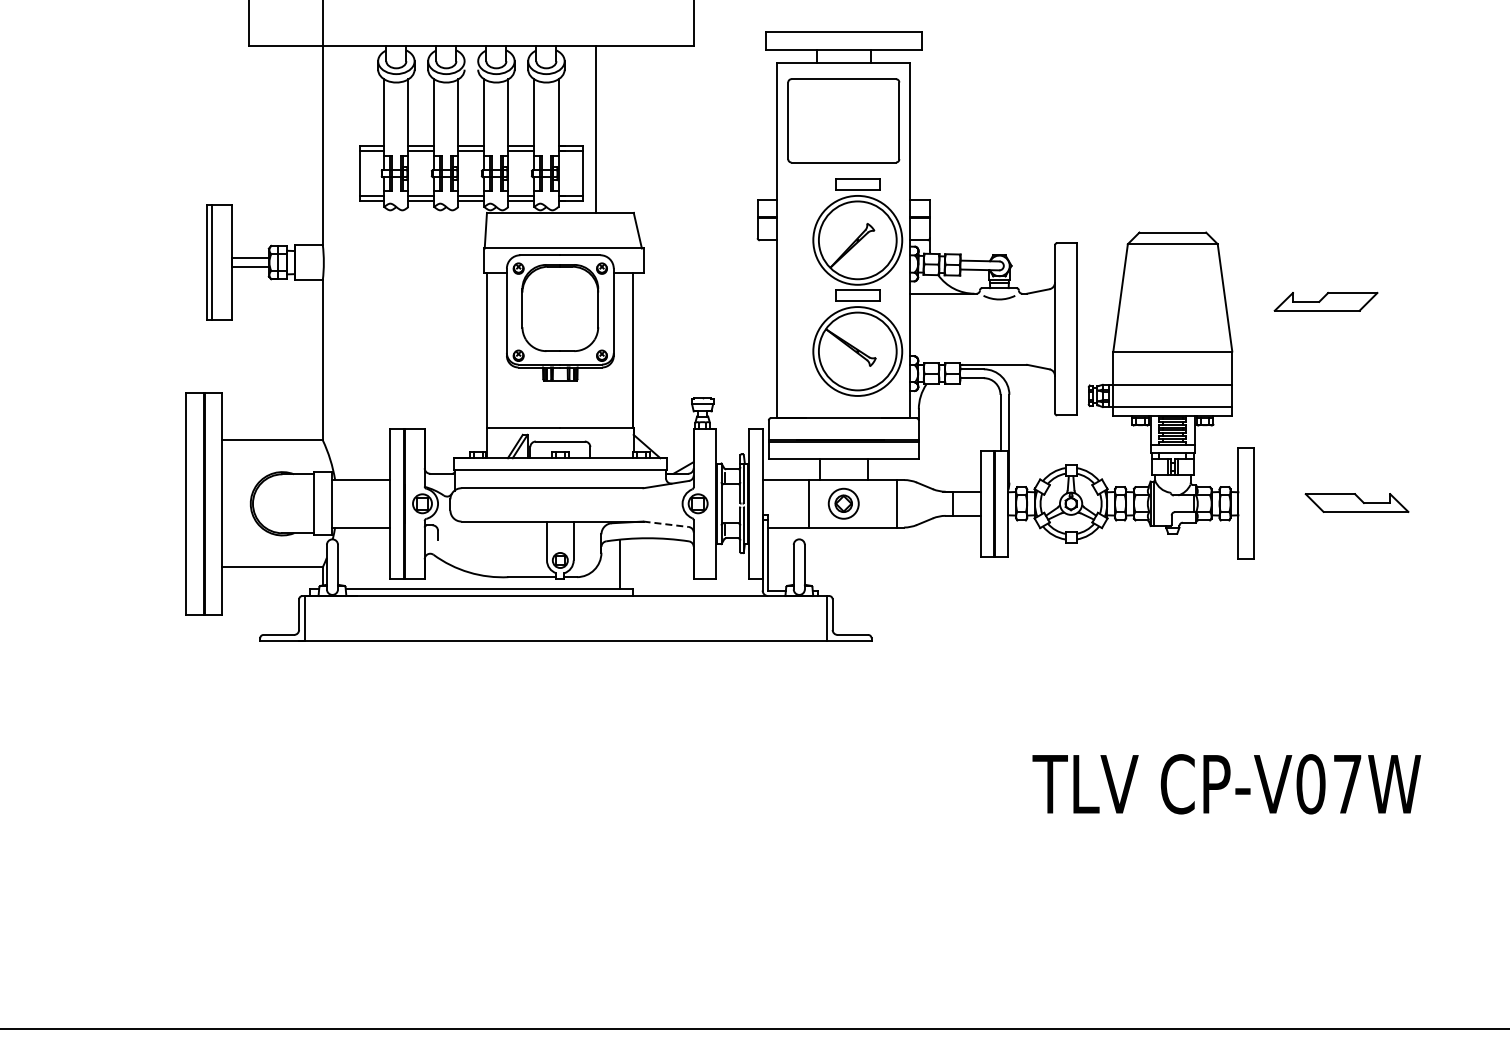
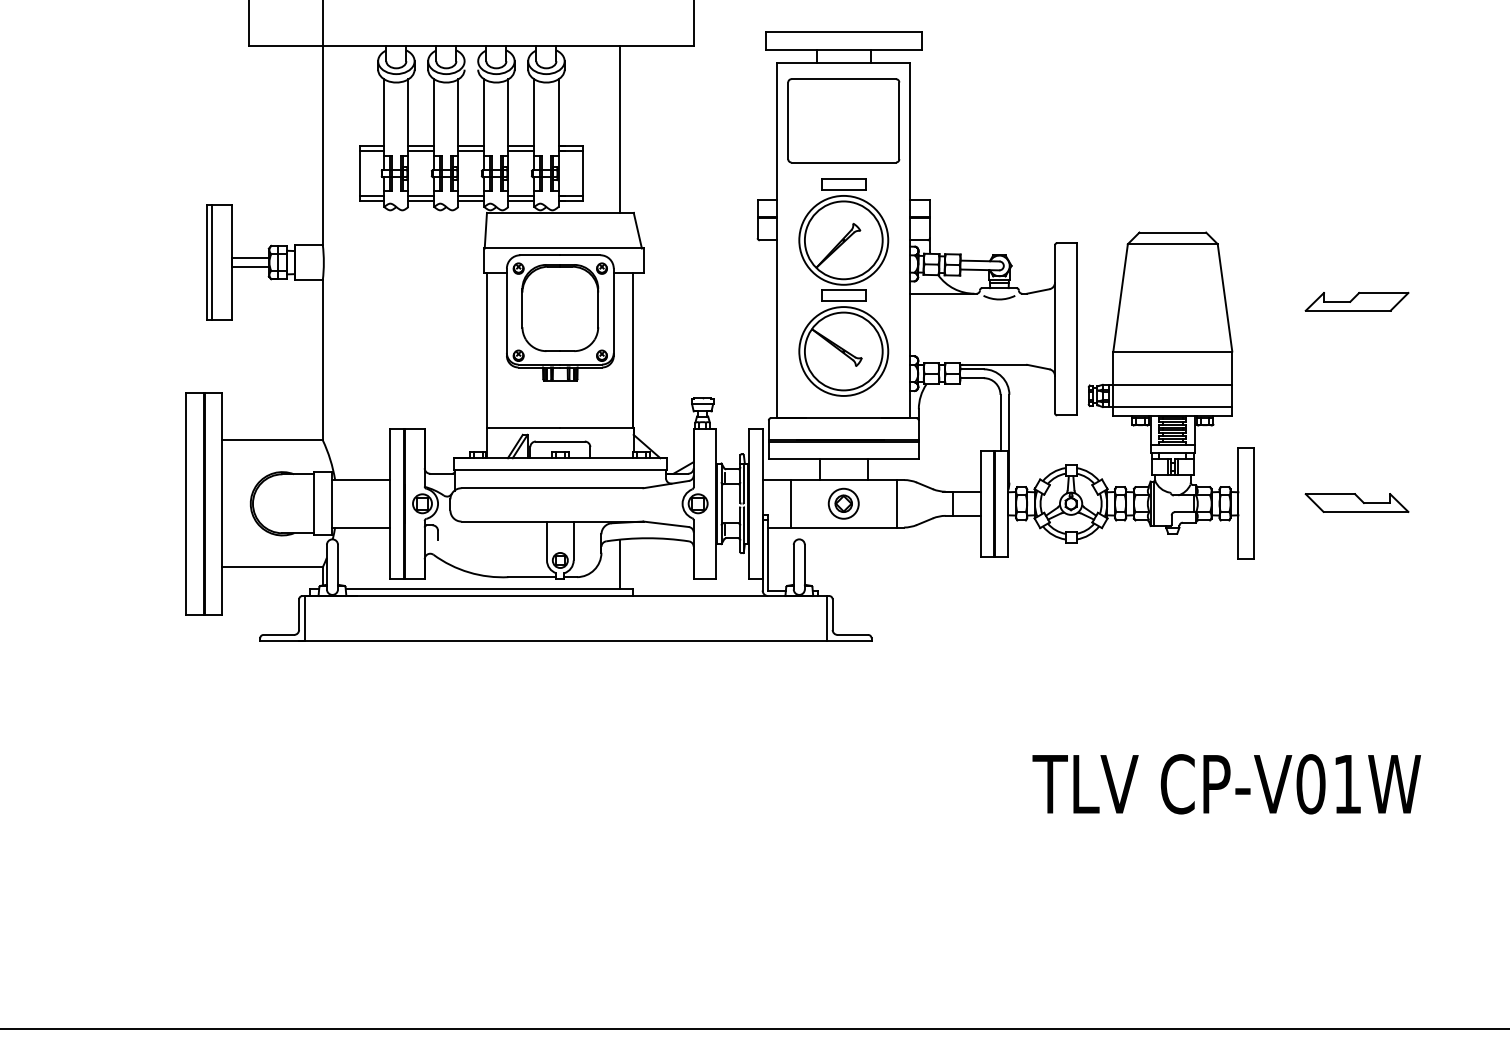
line position: (596, 128) -> (620, 128) (620, 128)
part position: (857, 287) -> (843, 287) (843, 287)
part position: (1325, 301) -> (1356, 301) (1356, 301)
line position: (808, 503) -> (790, 503) (790, 503)
line: dashed -> solid (666, 524)
text: CP-V07W -> CP-V01W (1347, 784)
